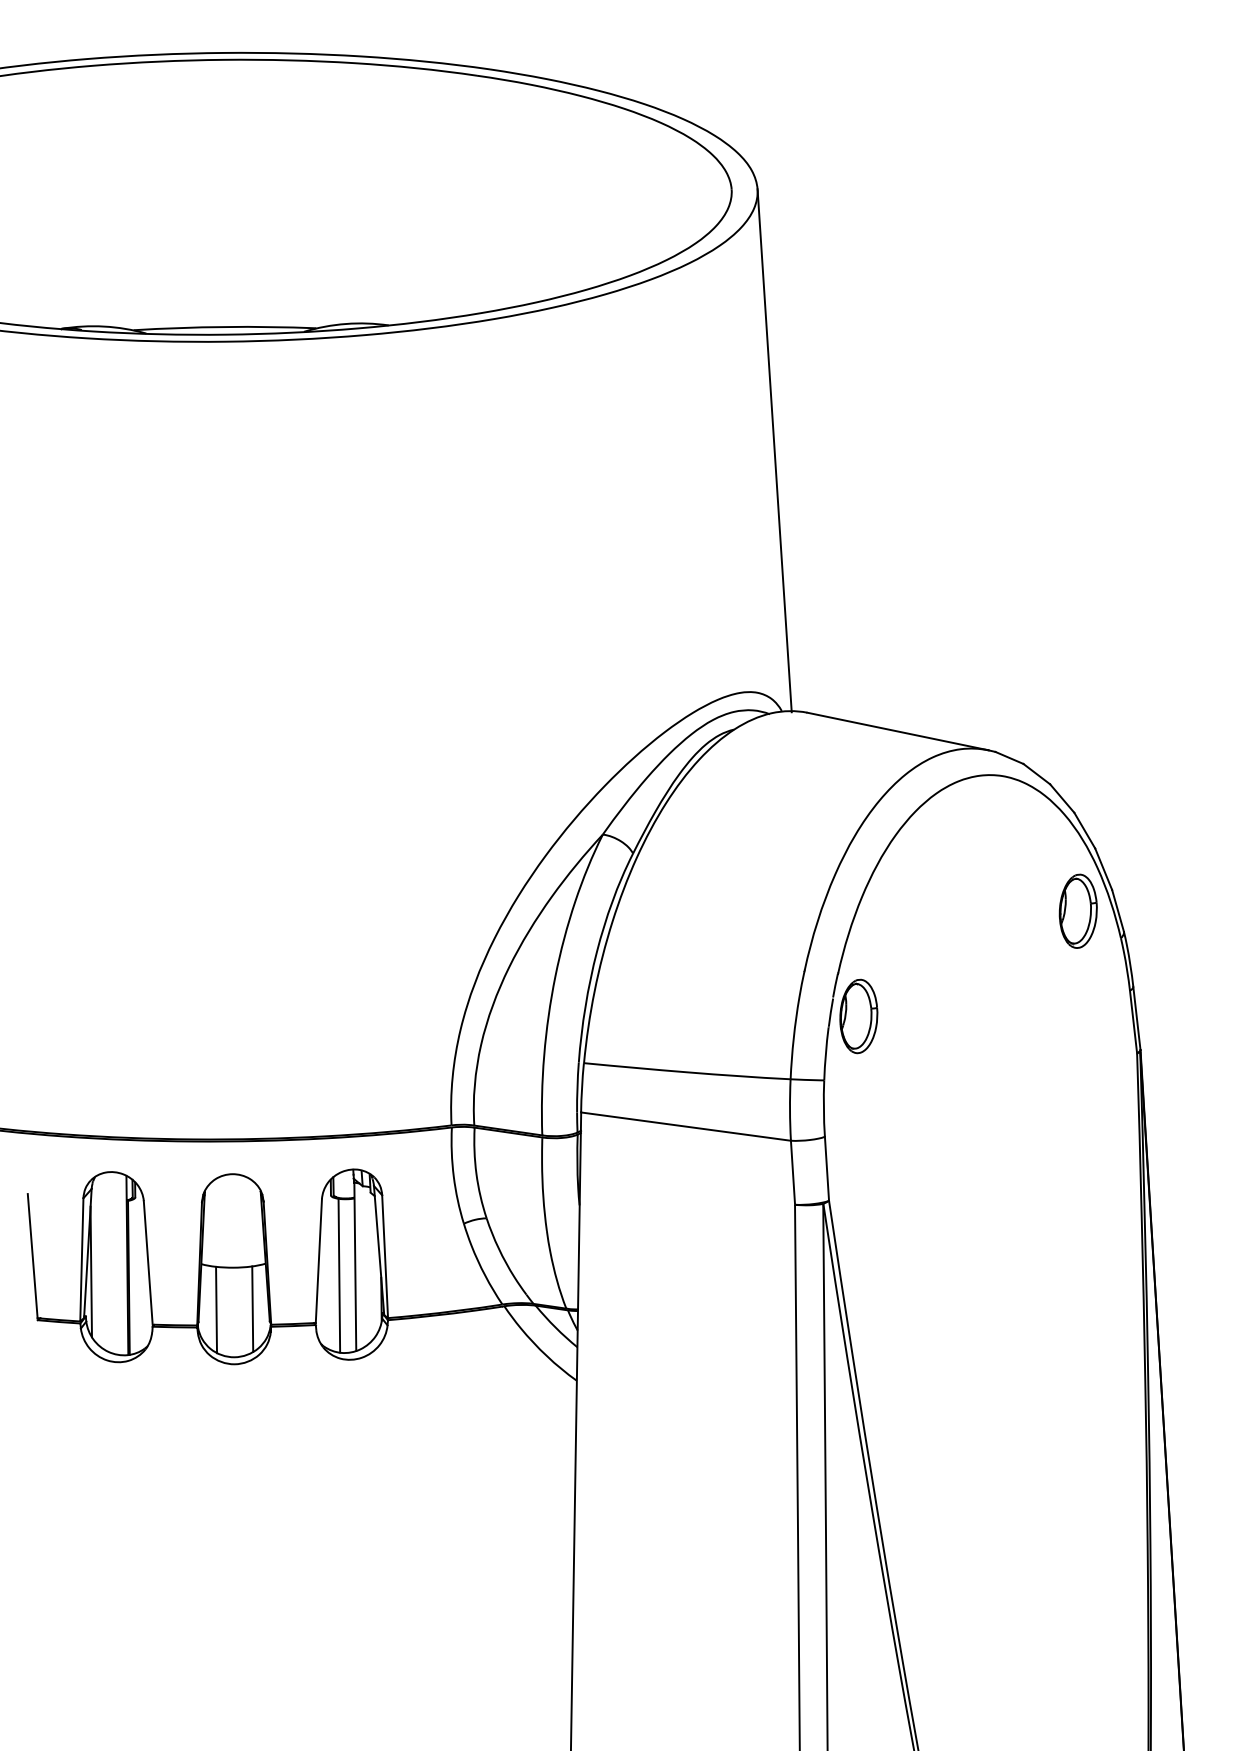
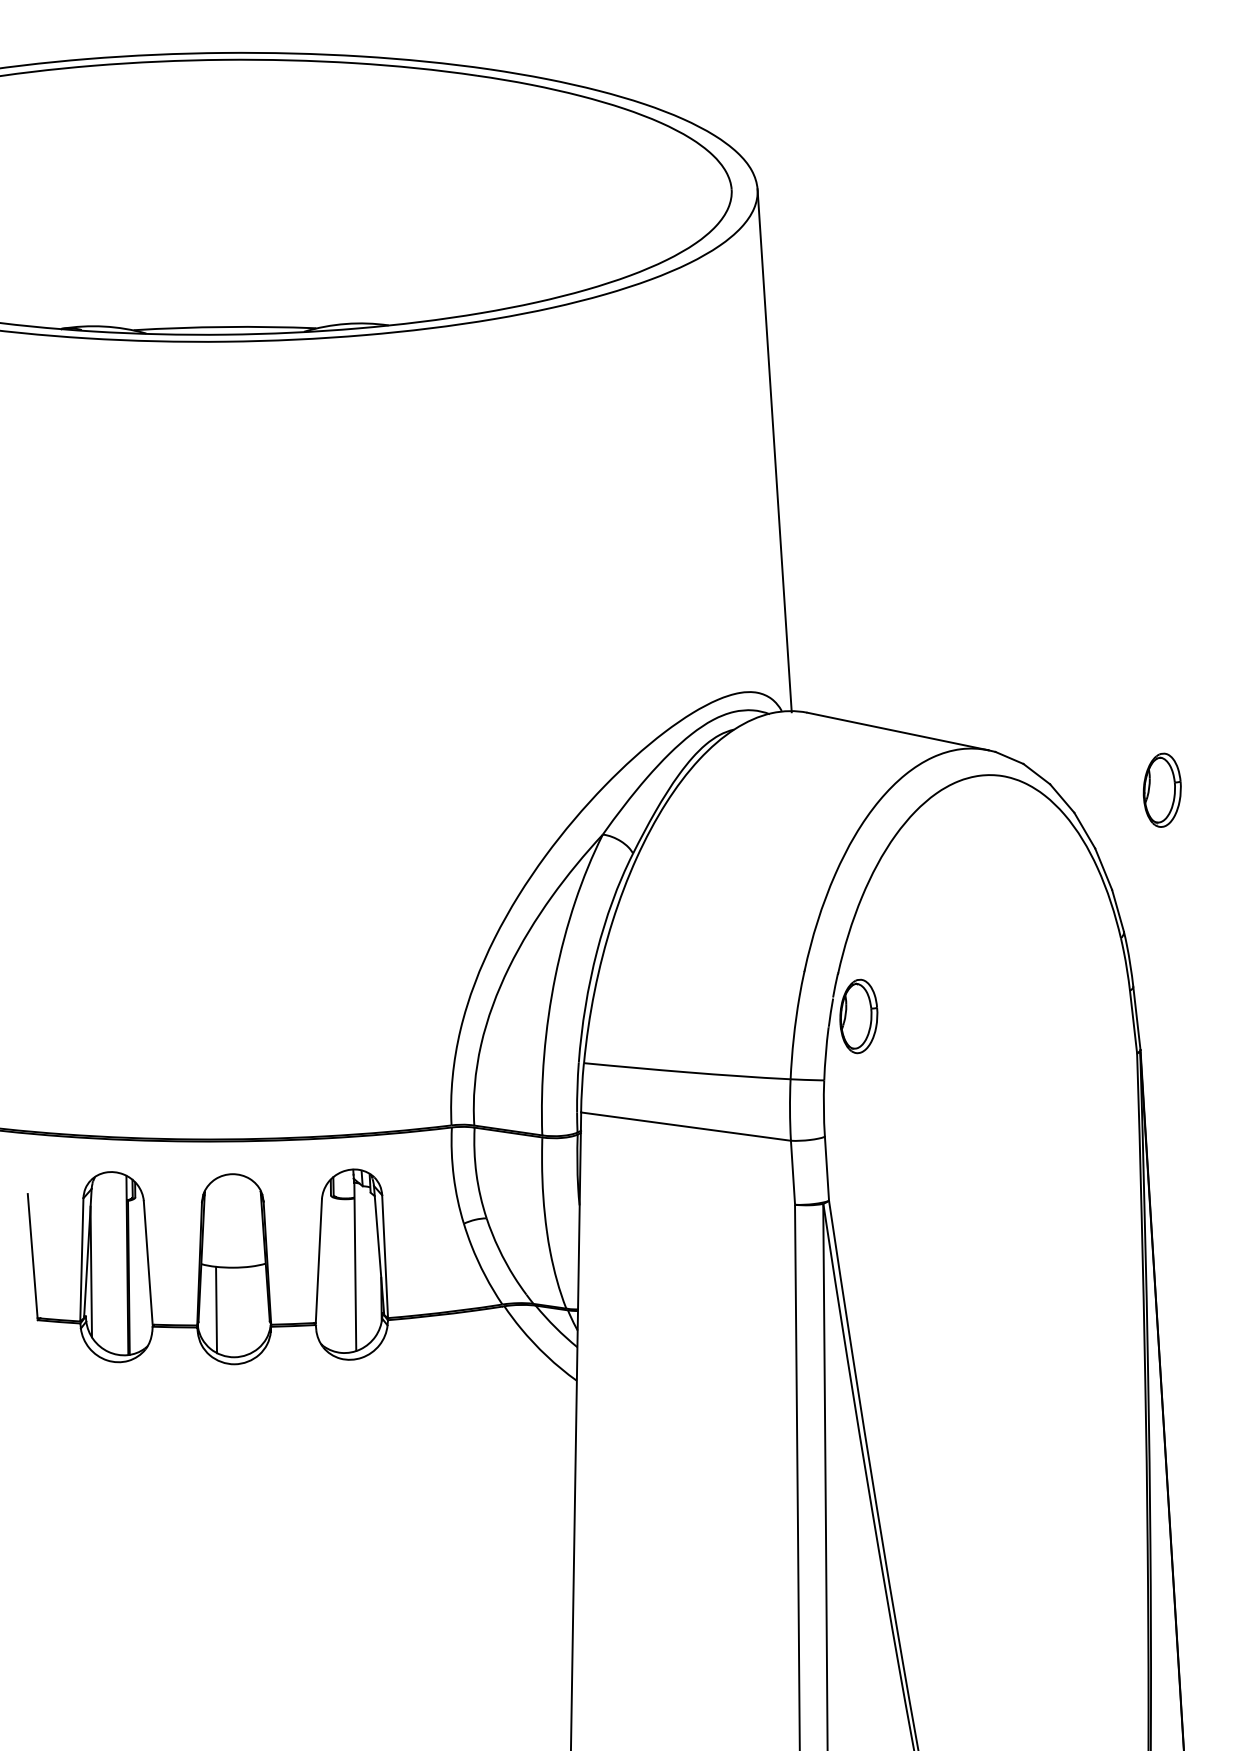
part position: (1077, 910) -> (1161, 789) (1161, 789)
line: present -> none (339, 1275)
line: present -> none (252, 1308)
